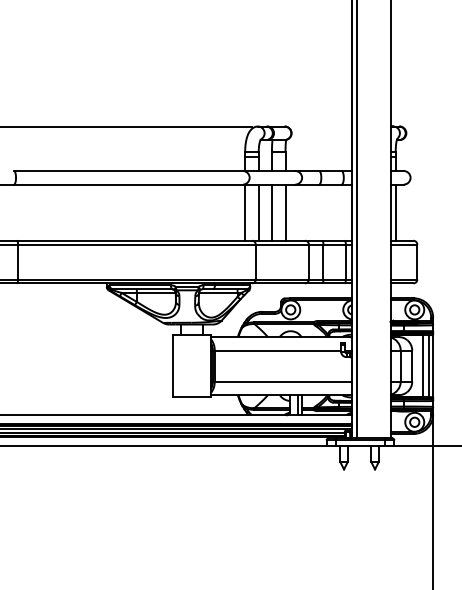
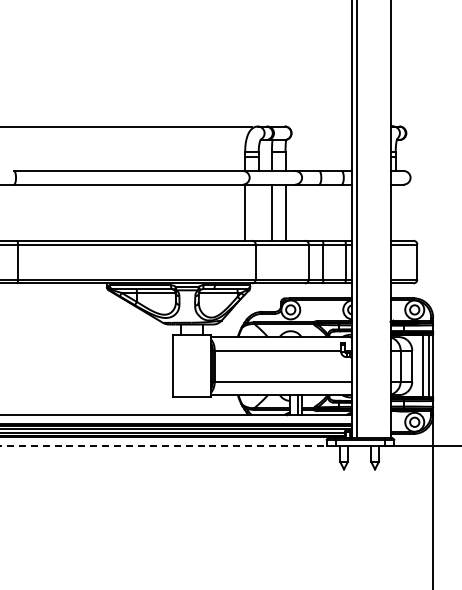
line: present -> none (258, 212)
line: present -> none (395, 212)
line: solid -> dashed (163, 446)
